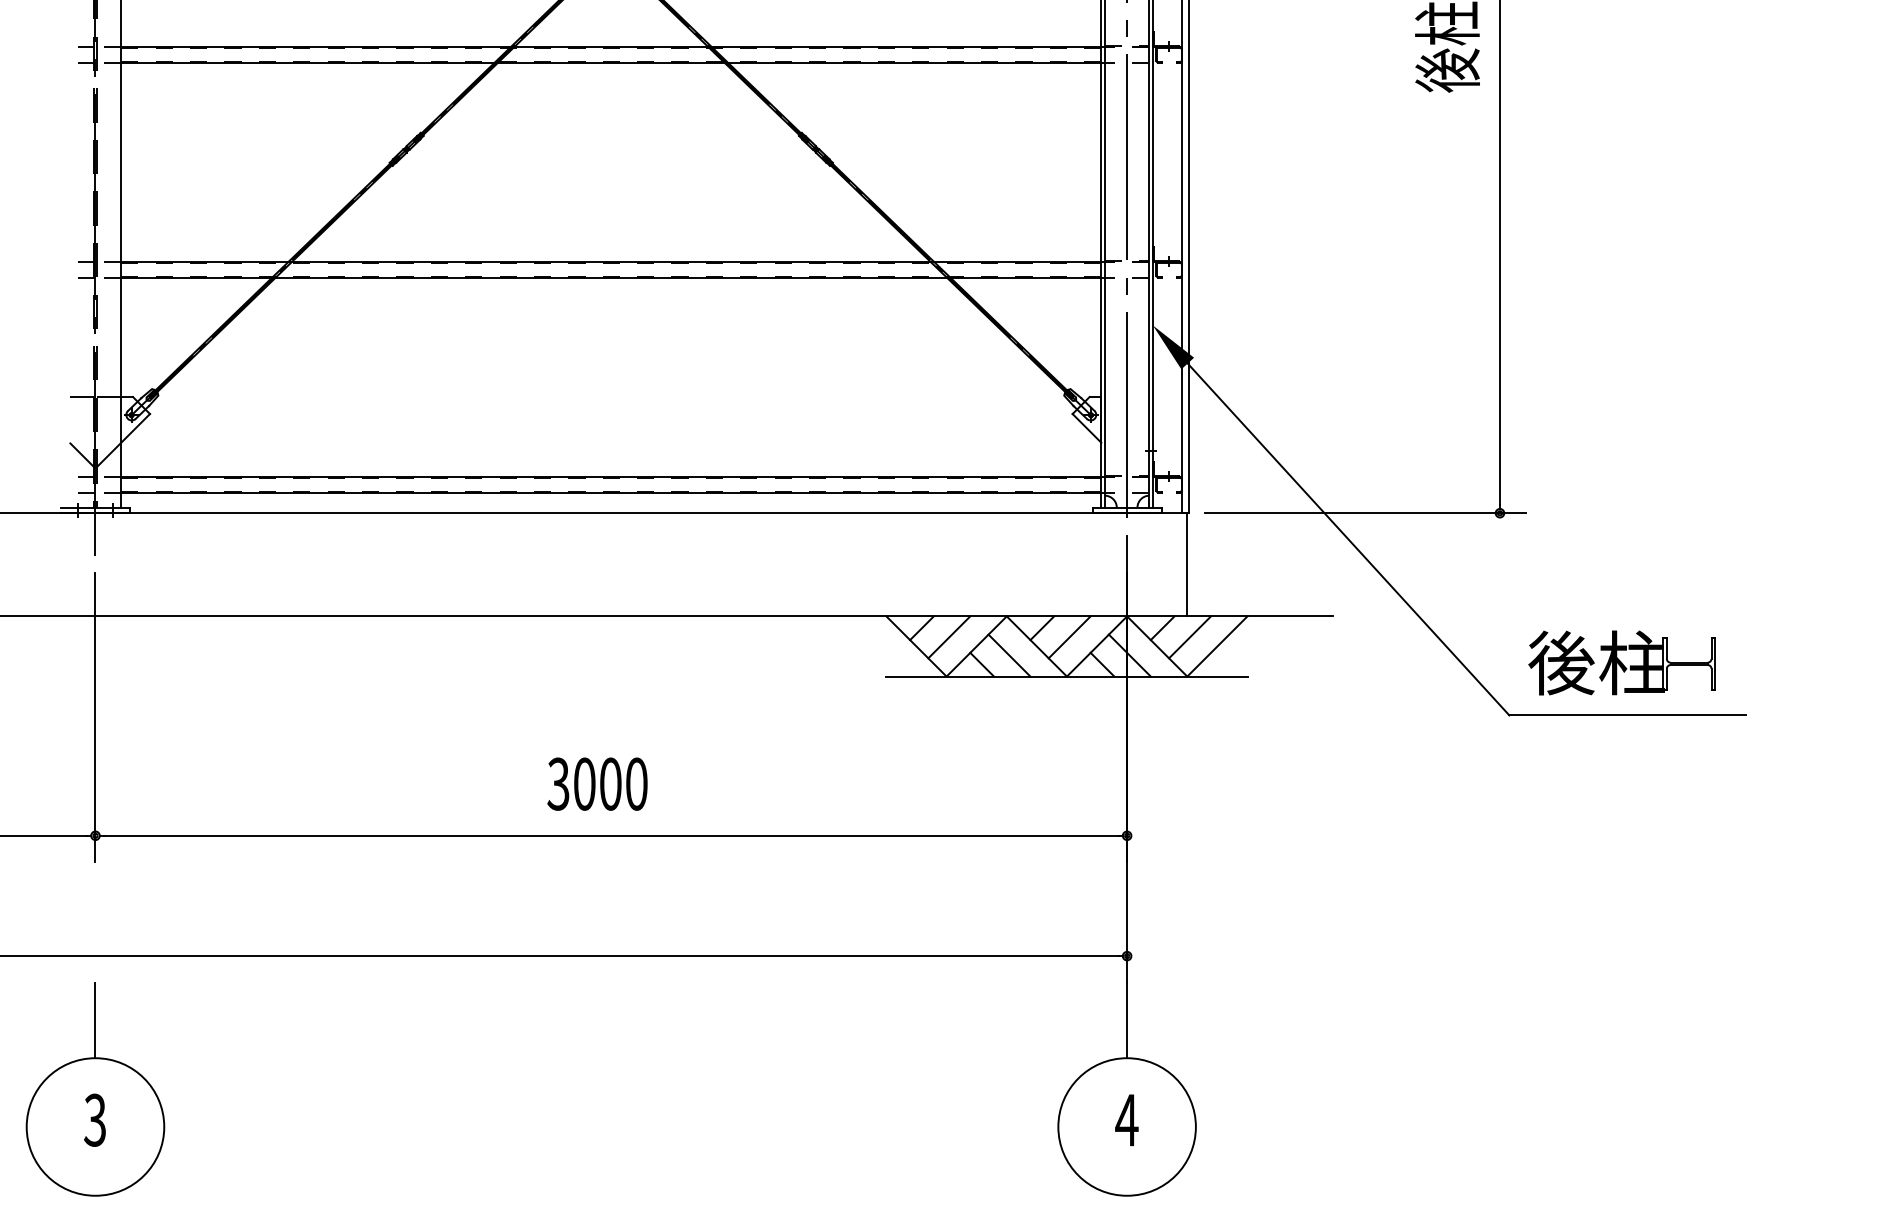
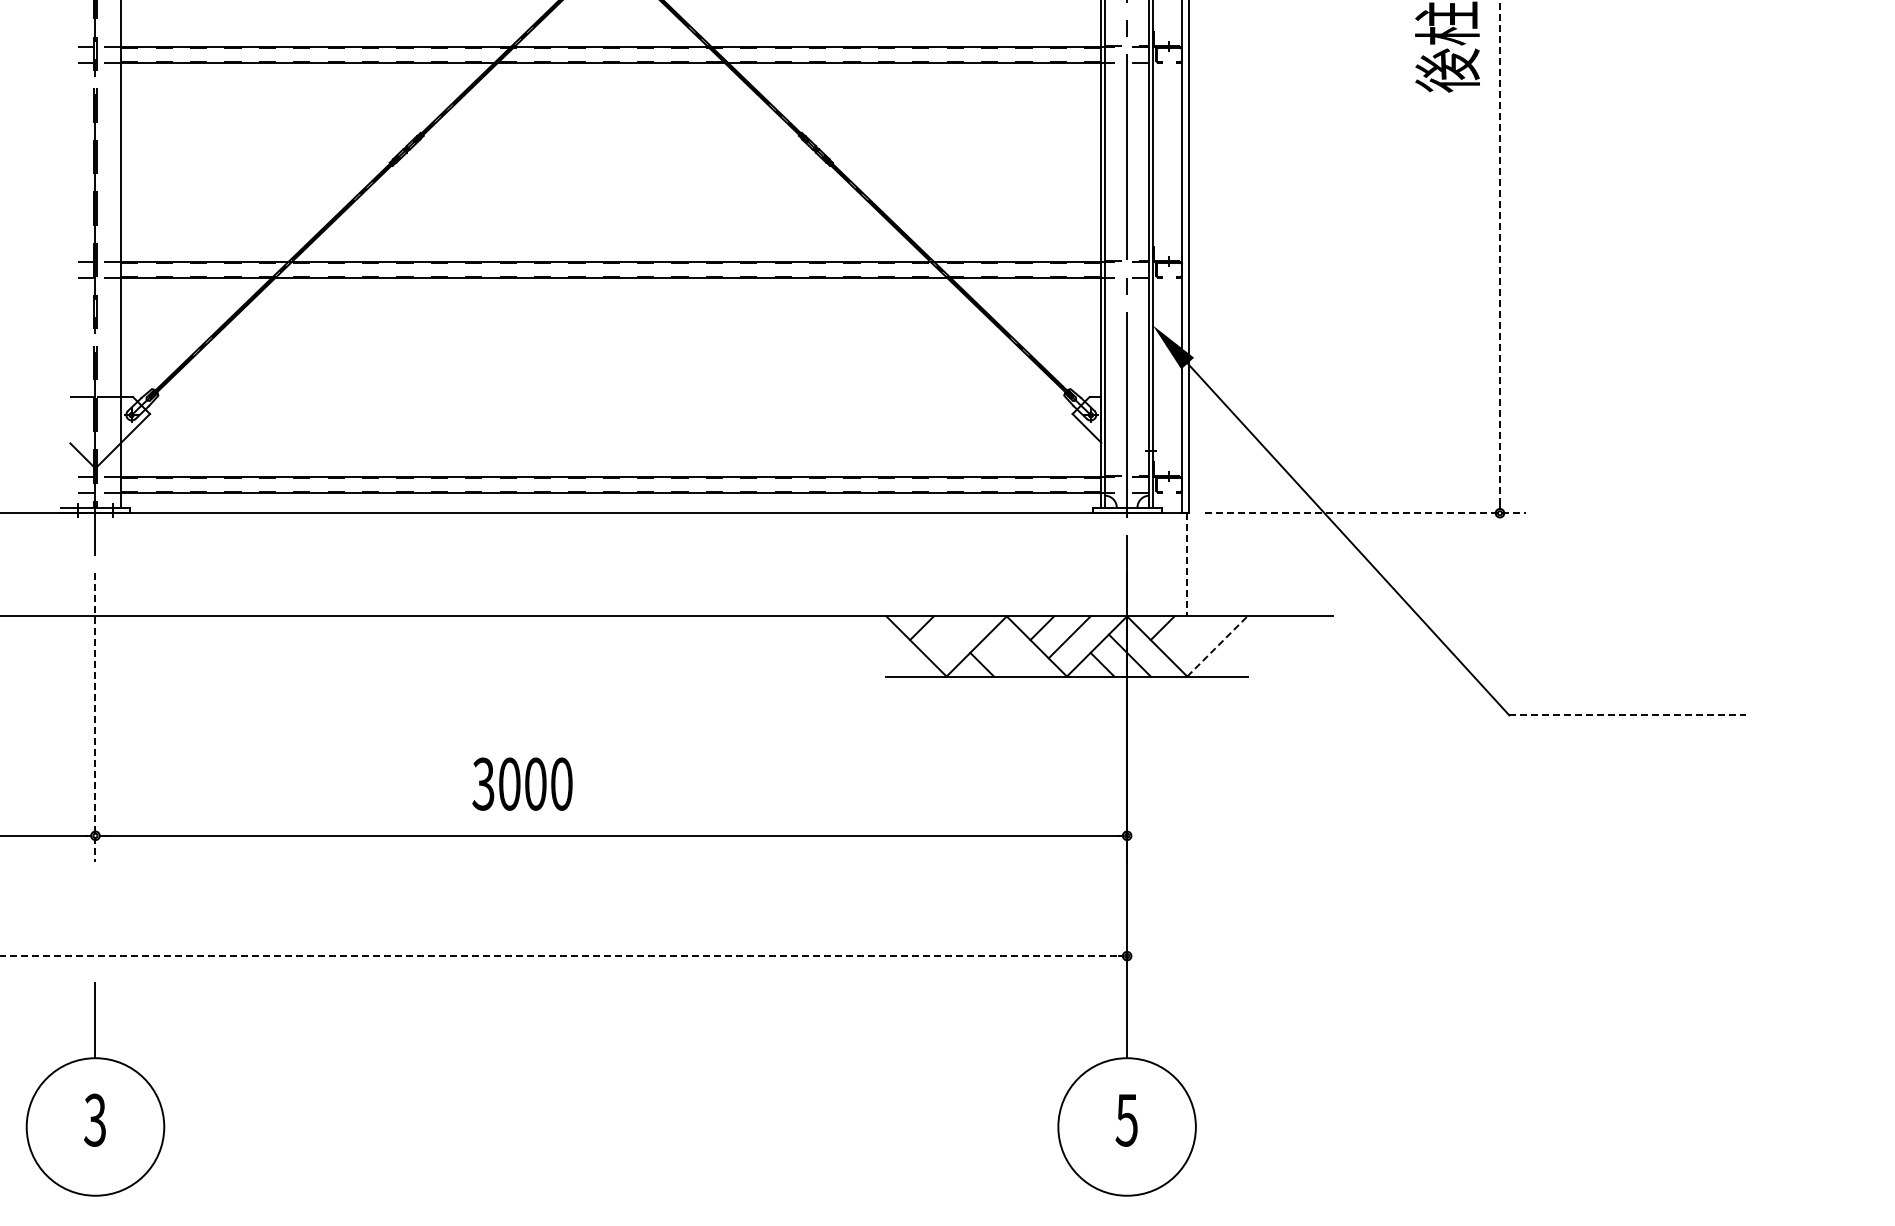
line: solid -> dashed (1499, 251)
line: solid -> dashed (1365, 513)
line: solid -> dashed (1187, 564)
line: present -> none (949, 637)
line: present -> none (1190, 637)
line: solid -> dashed (1217, 646)
line: present -> none (1009, 655)
part: present -> none (1621, 662)
line: solid -> dashed (1628, 715)
line: solid -> dashed (95, 718)
text position: (597, 783) -> (522, 783) (522, 783)
line: solid -> dashed (559, 956)
text: 4 -> 5 (1126, 1120)
